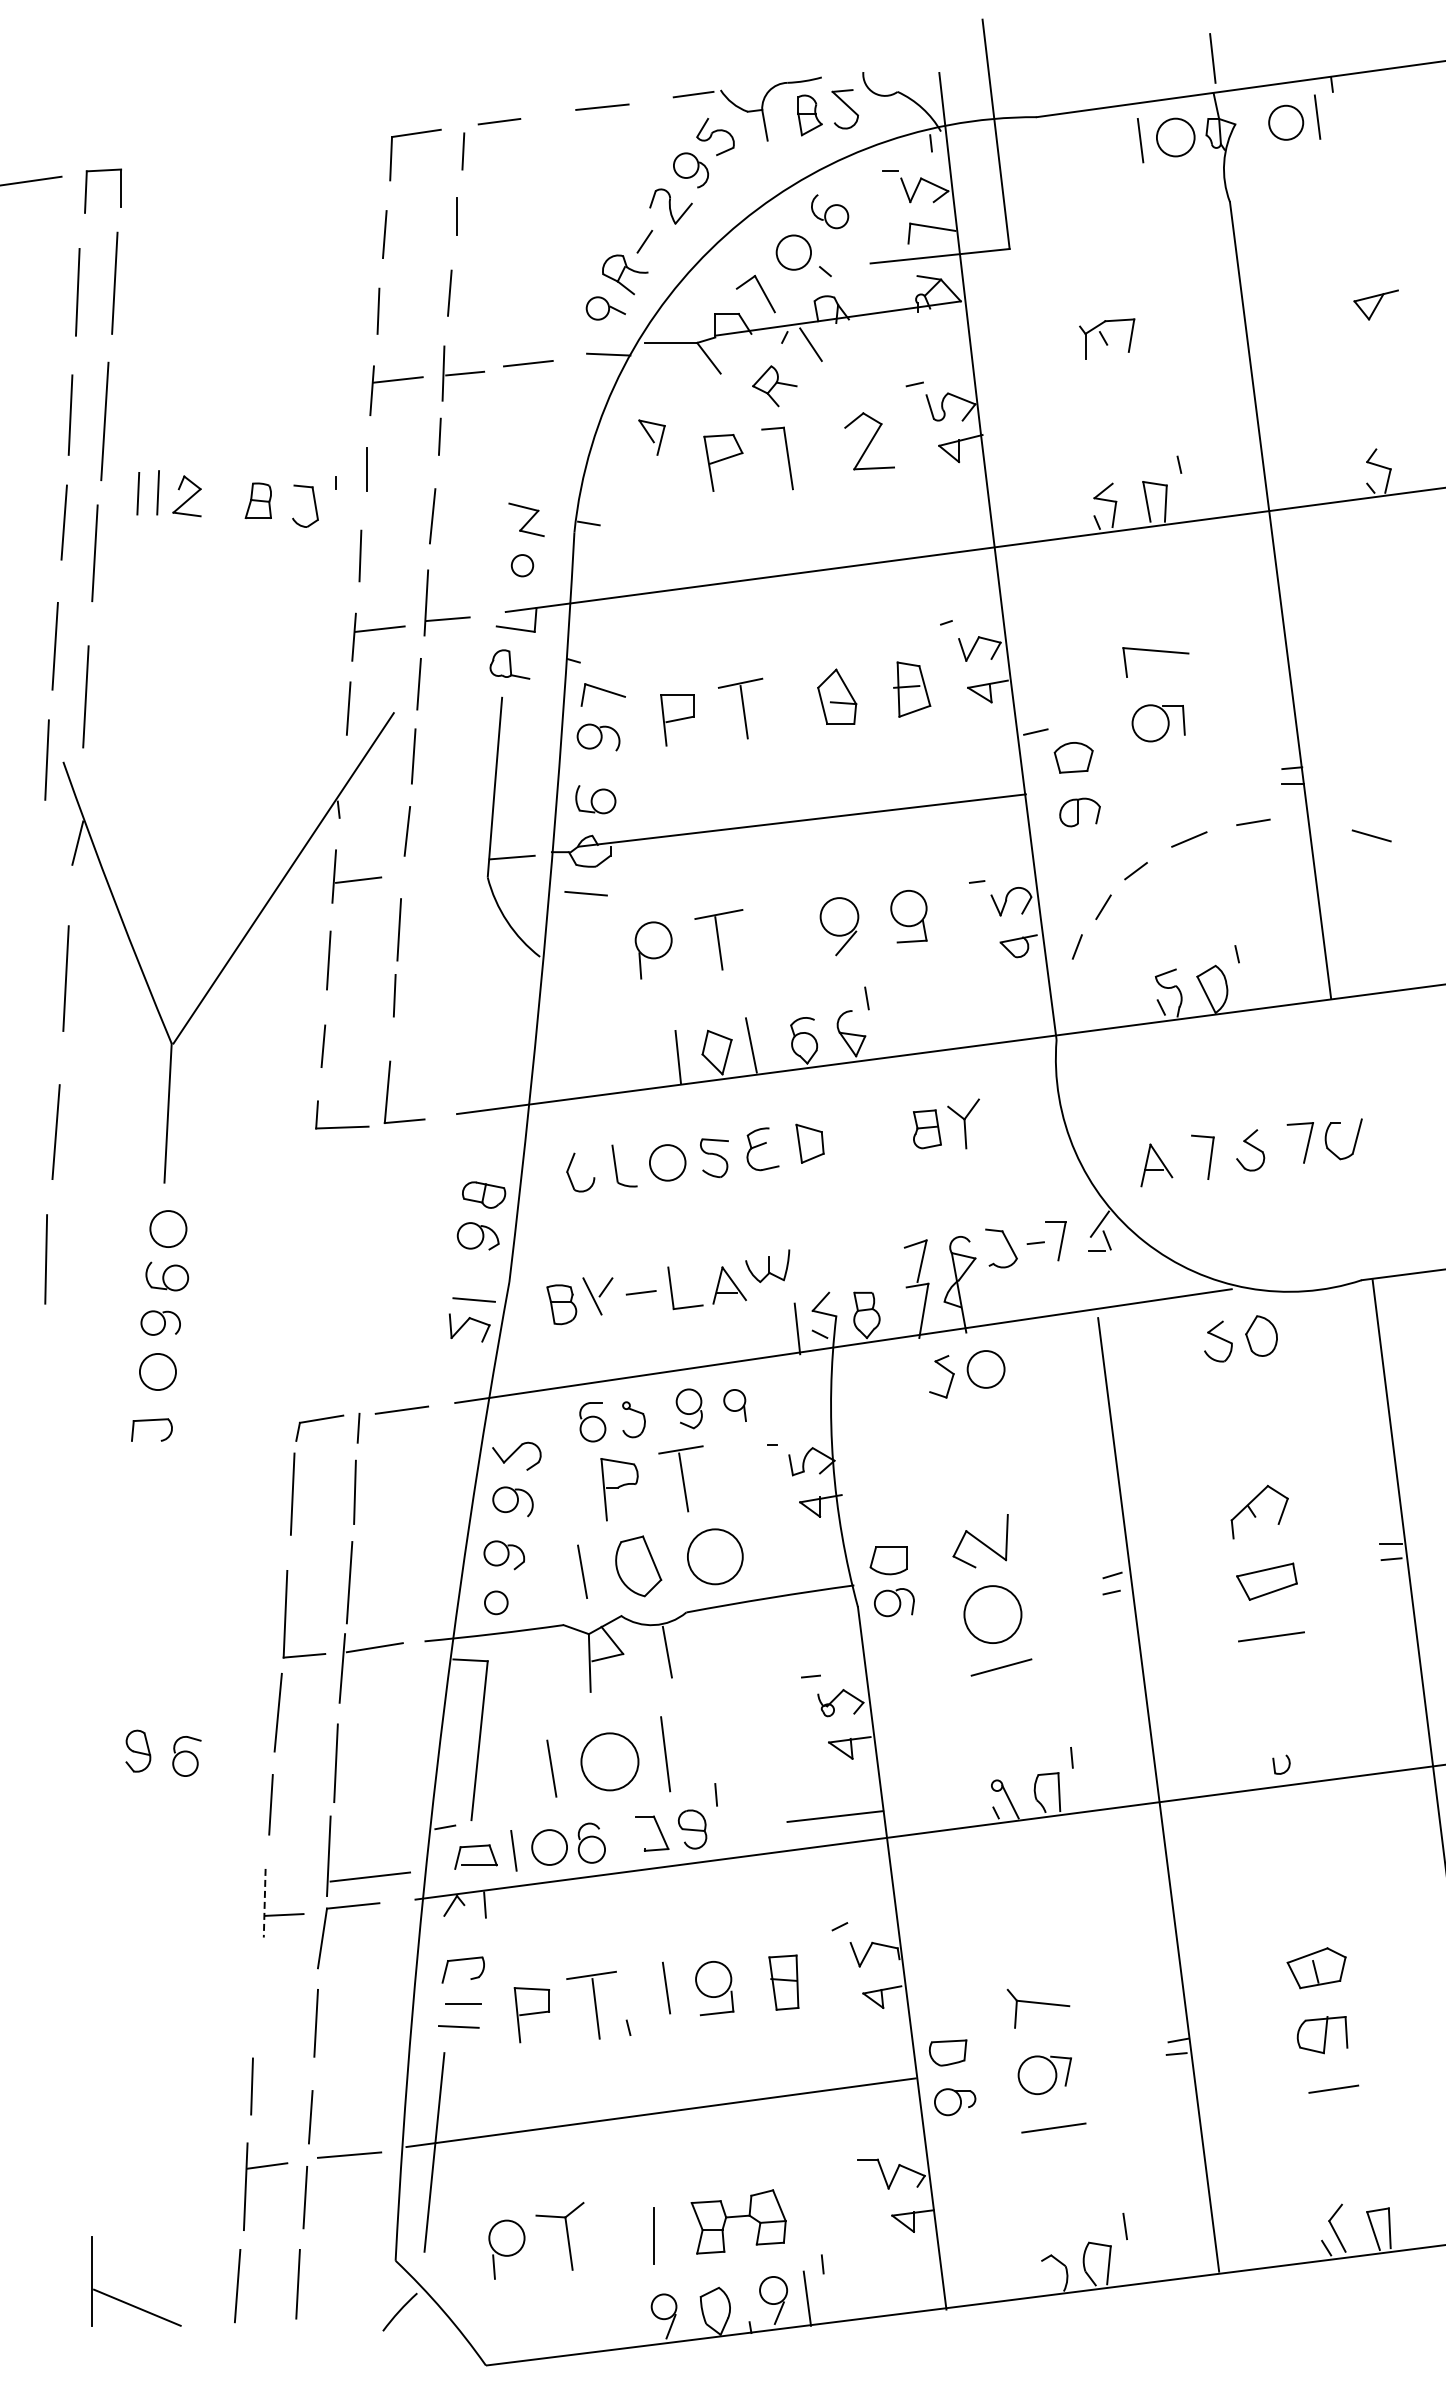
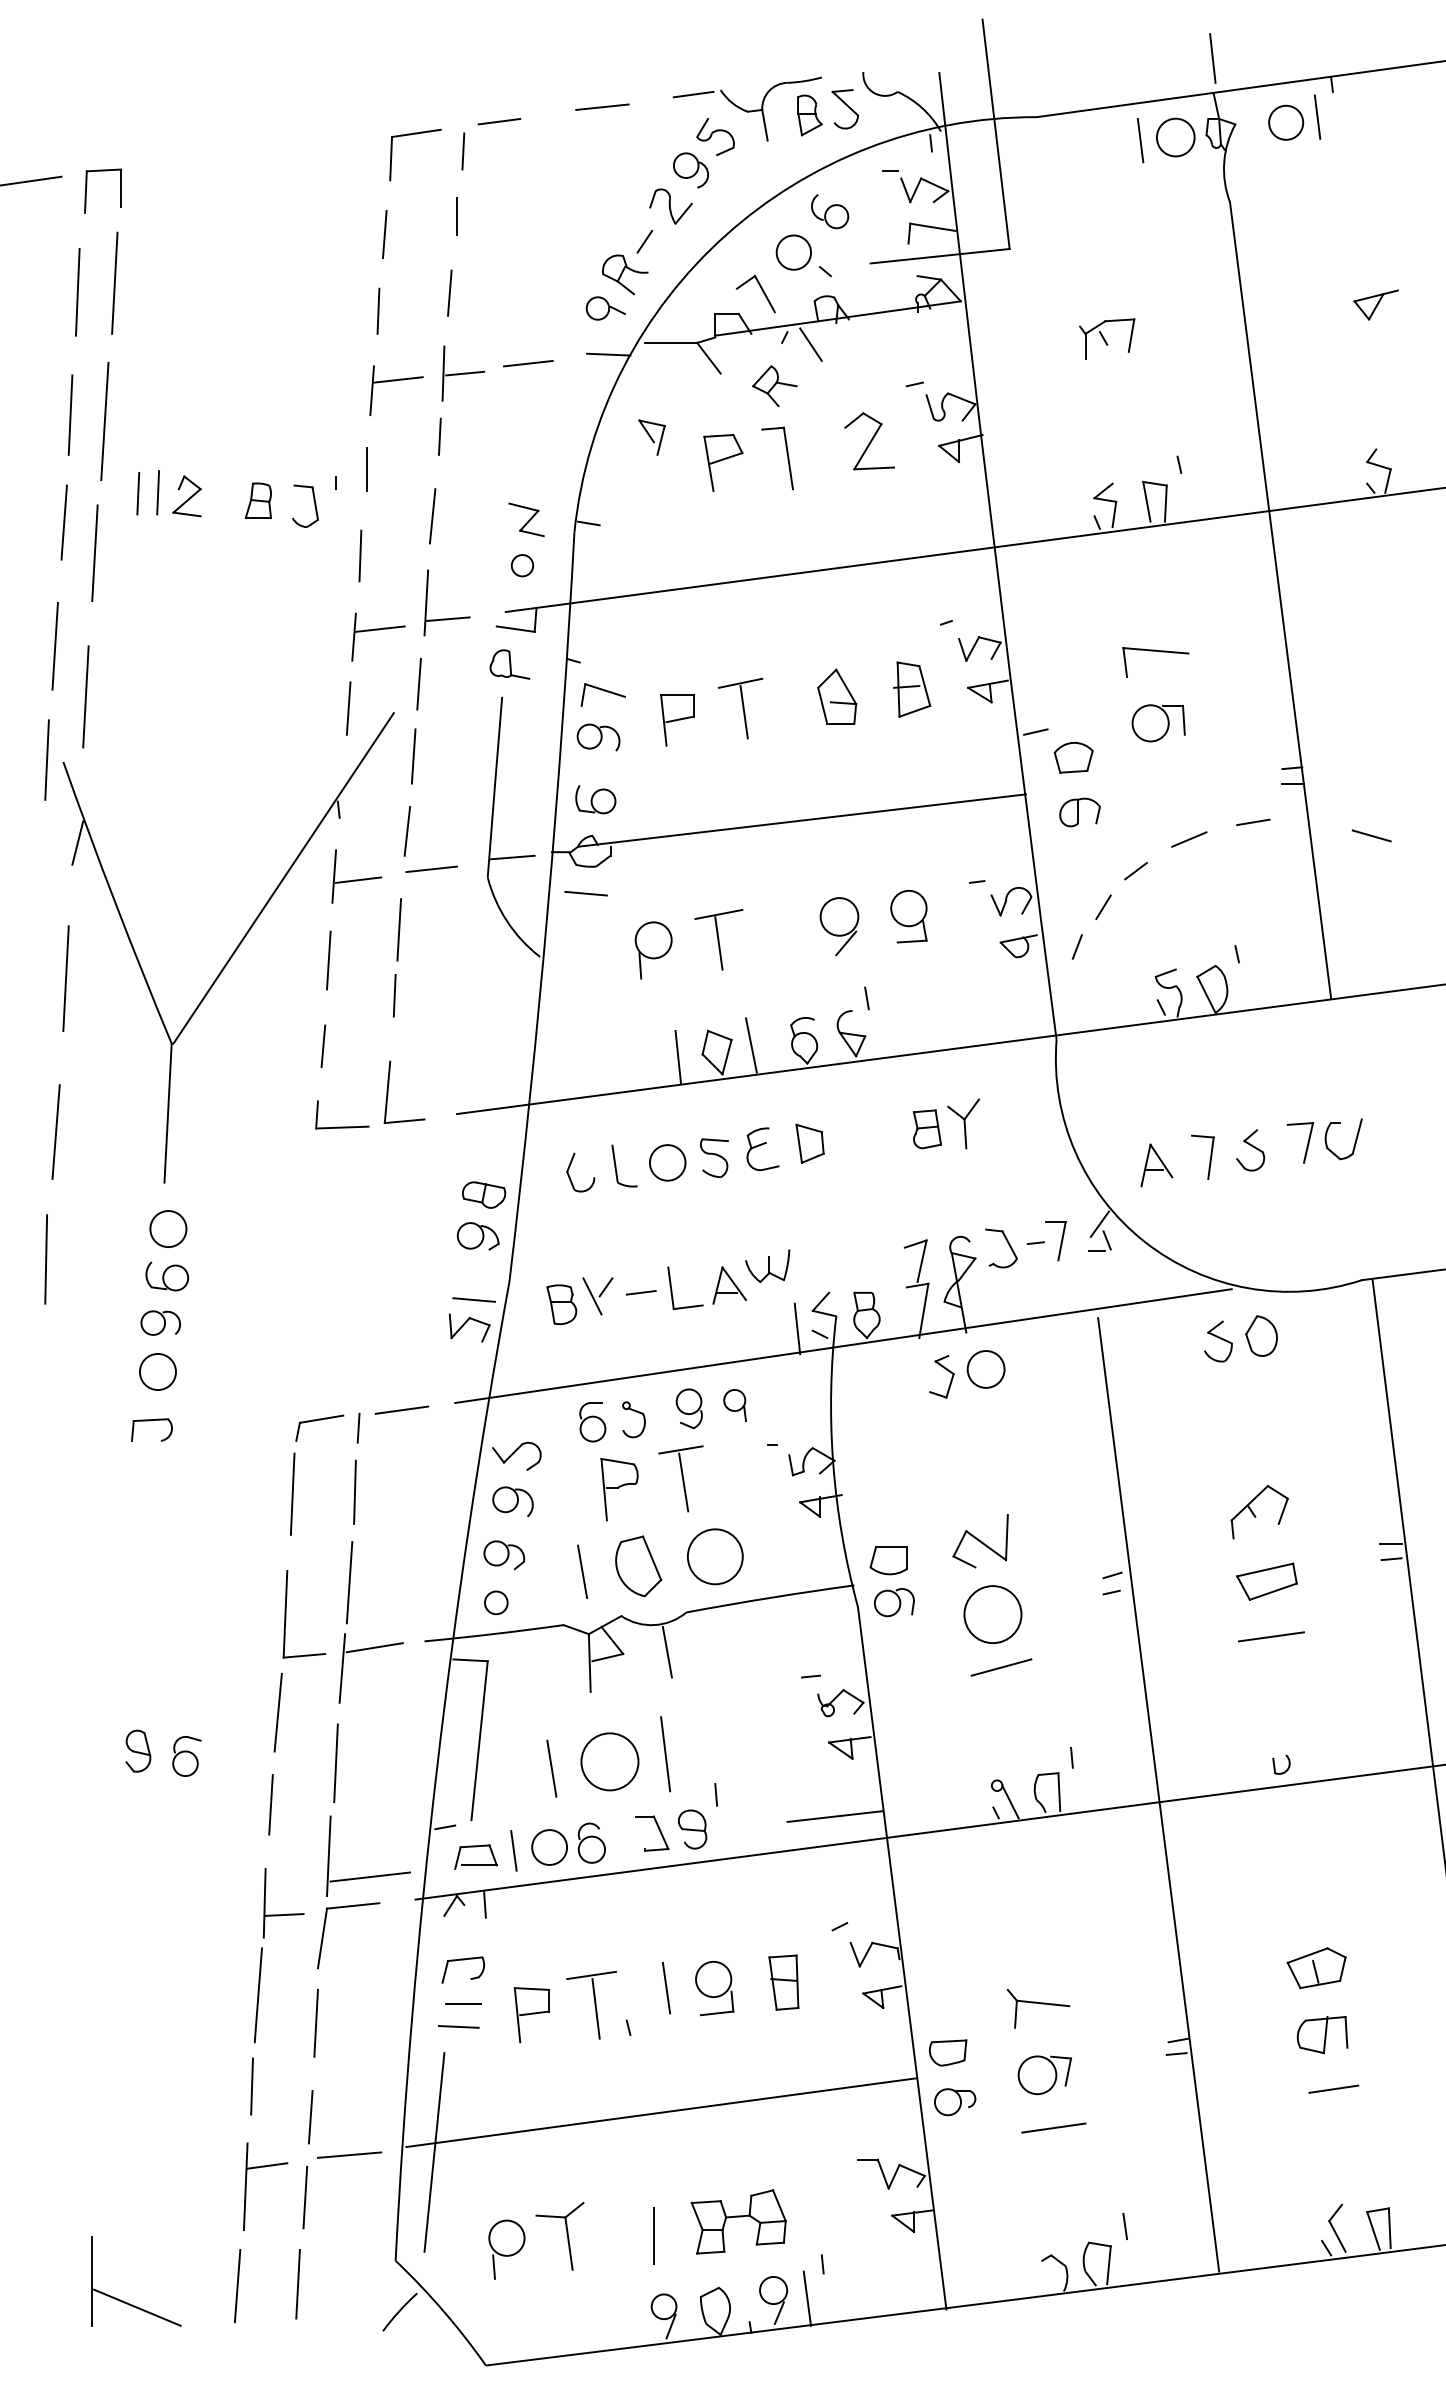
line: none -> present (431, 869)
line: dashed -> solid (264, 1903)
line: none -> present (258, 1995)
